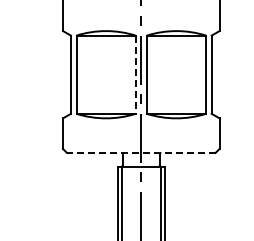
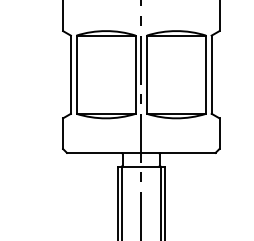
line: dashed -> solid (135, 75)
line: dashed -> solid (140, 152)
